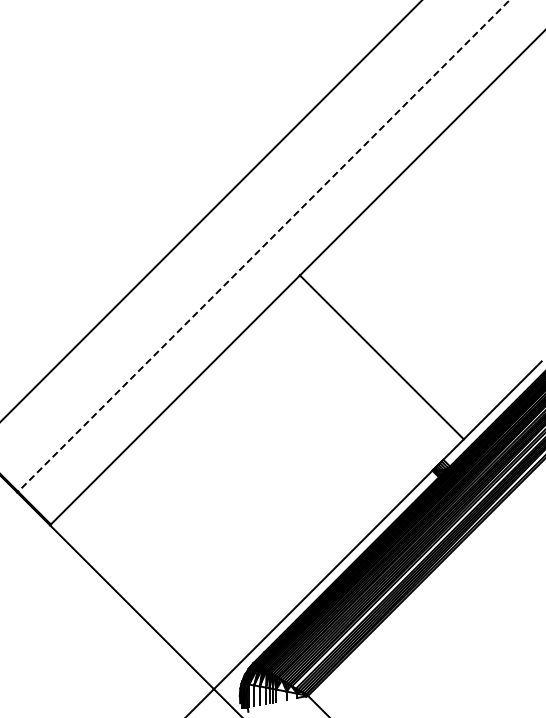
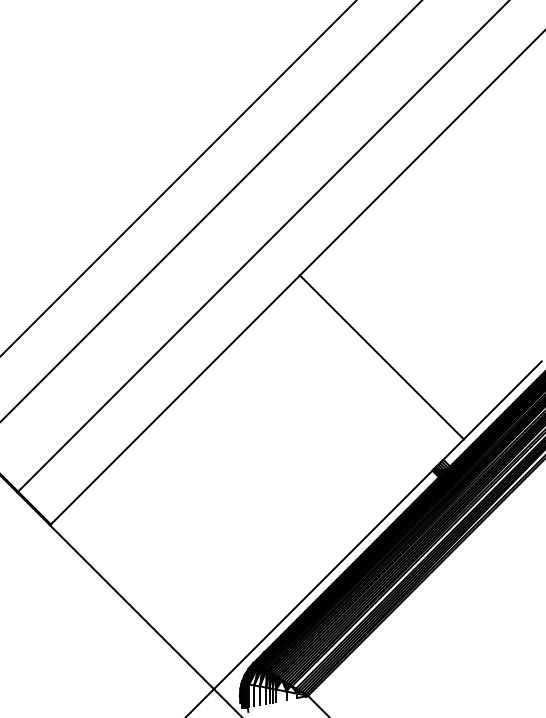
line: none -> present (178, 178)
line: dashed -> solid (263, 246)
